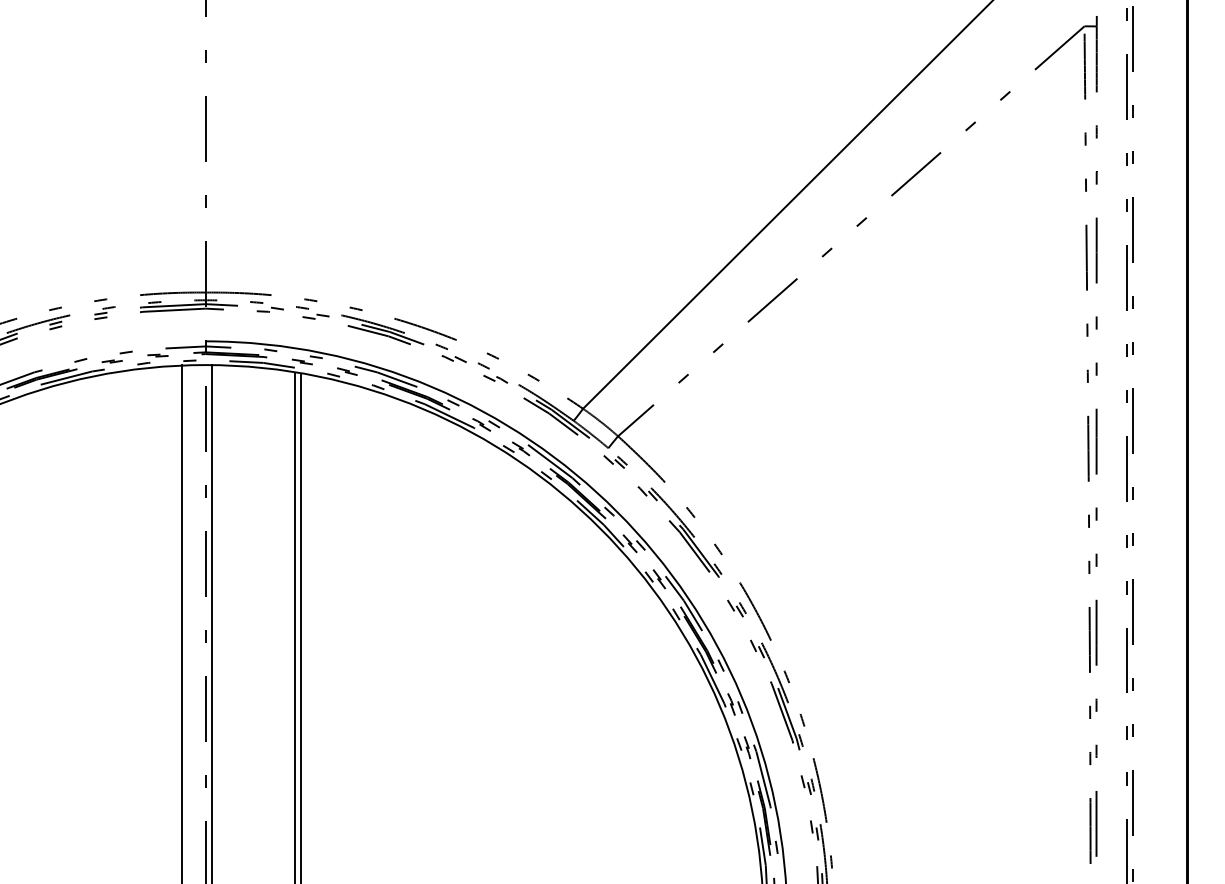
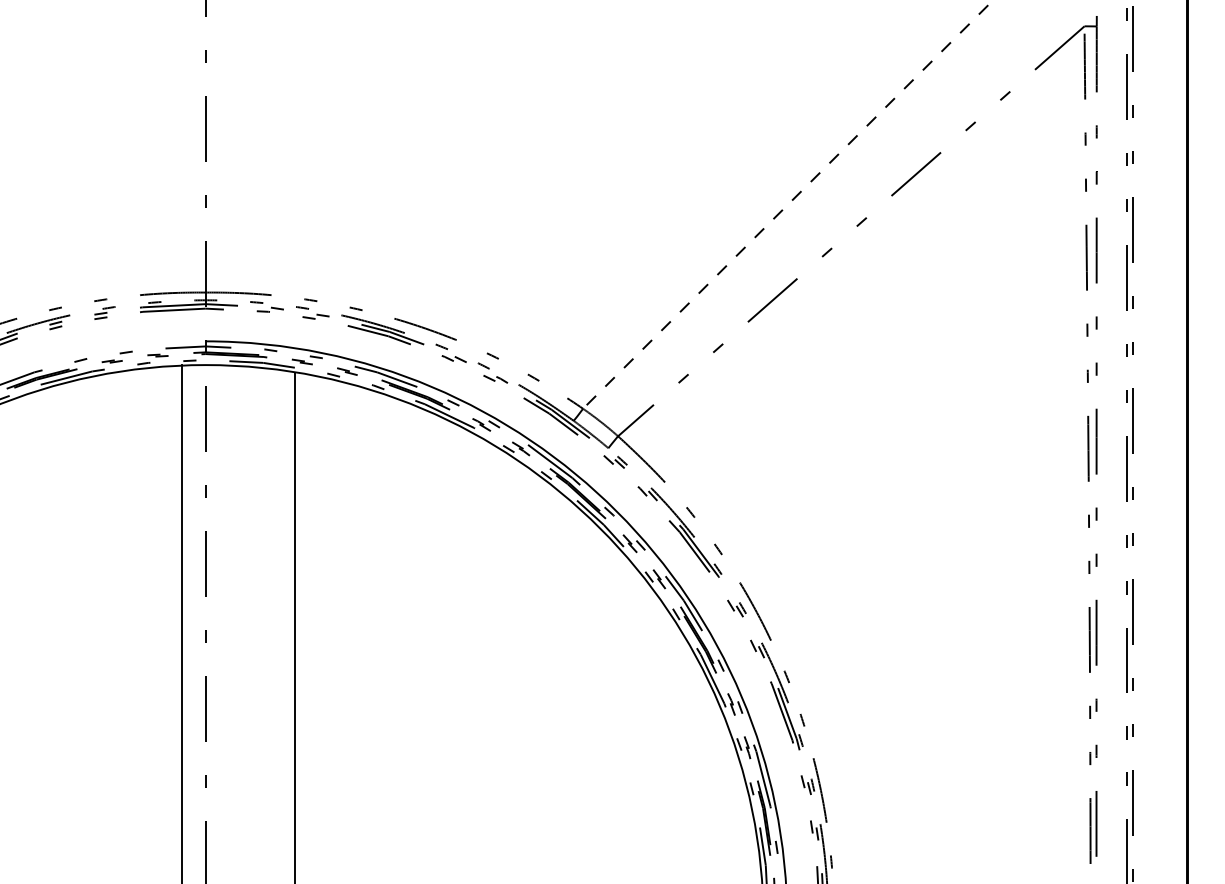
line: solid -> dashed (787, 204)
line: present -> none (211, 622)
line: present -> none (300, 627)
